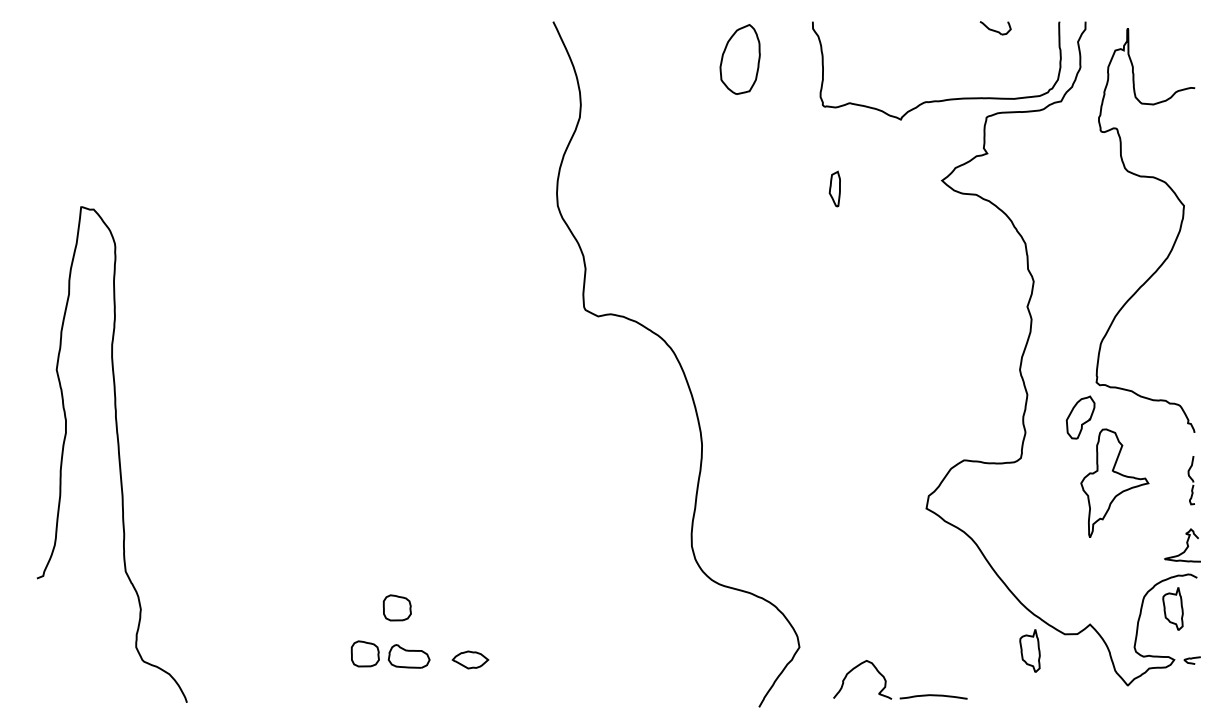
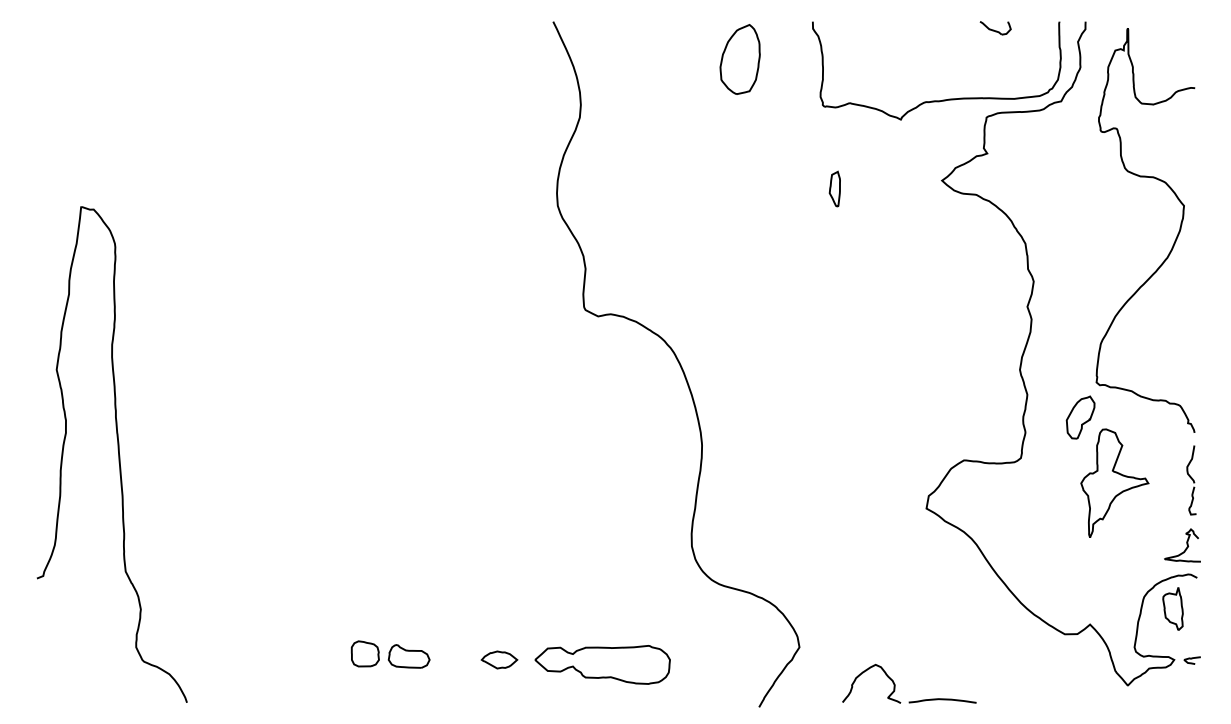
part size: 8x50 px -> 11x71 px (1191, 480)
part: present -> none (396, 607)
part: present -> none (1029, 650)
part position: (470, 659) -> (499, 659) (499, 659)
part: none -> present (602, 664)
part position: (886, 680) -> (895, 684) (895, 684)
